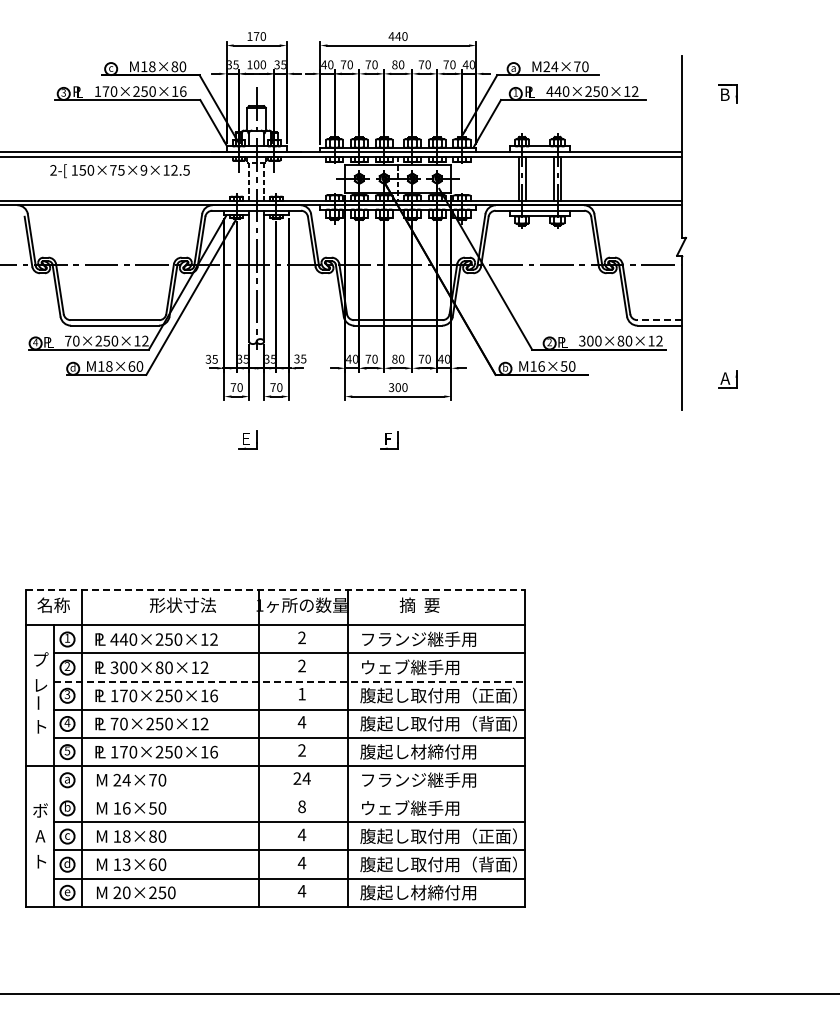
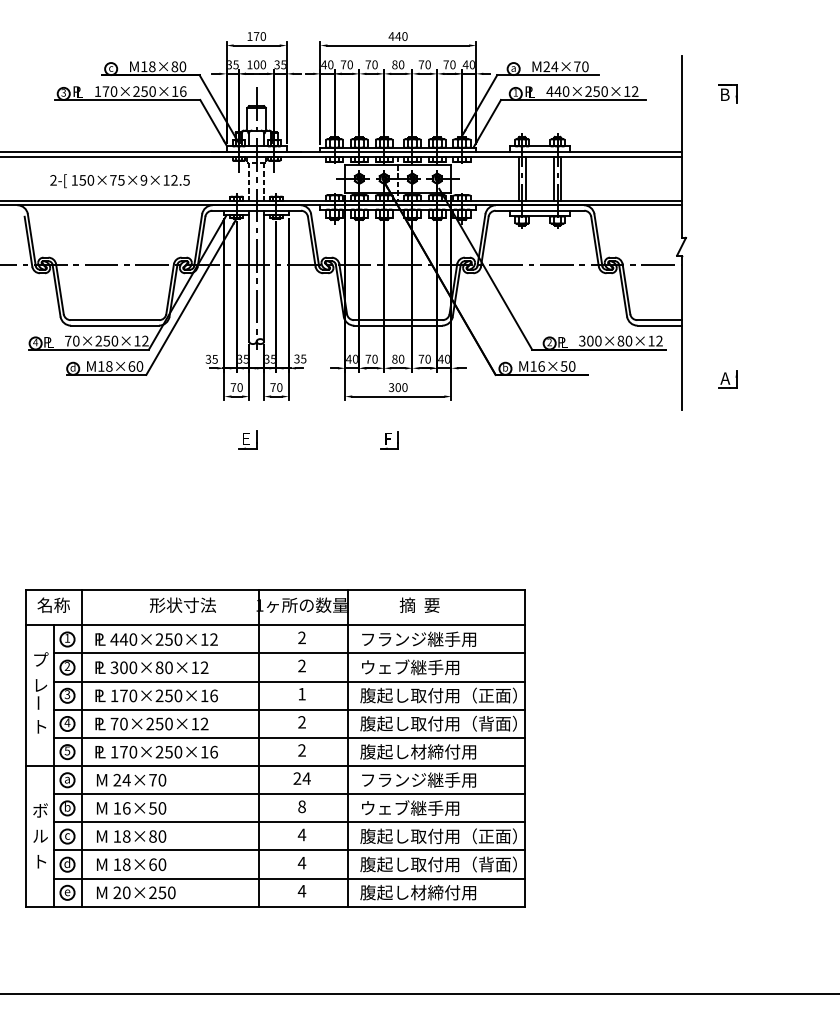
text position: (119, 171) -> (119, 181) (119, 181)
line: dashed -> solid (658, 320)
line: dashed -> solid (275, 589)
line: dashed -> solid (289, 681)
text: 4 -> 2 (301, 722)
line: none -> present (288, 794)
text: A -> ル (40, 835)
text: 13×60 -> 18×60 (126, 864)
